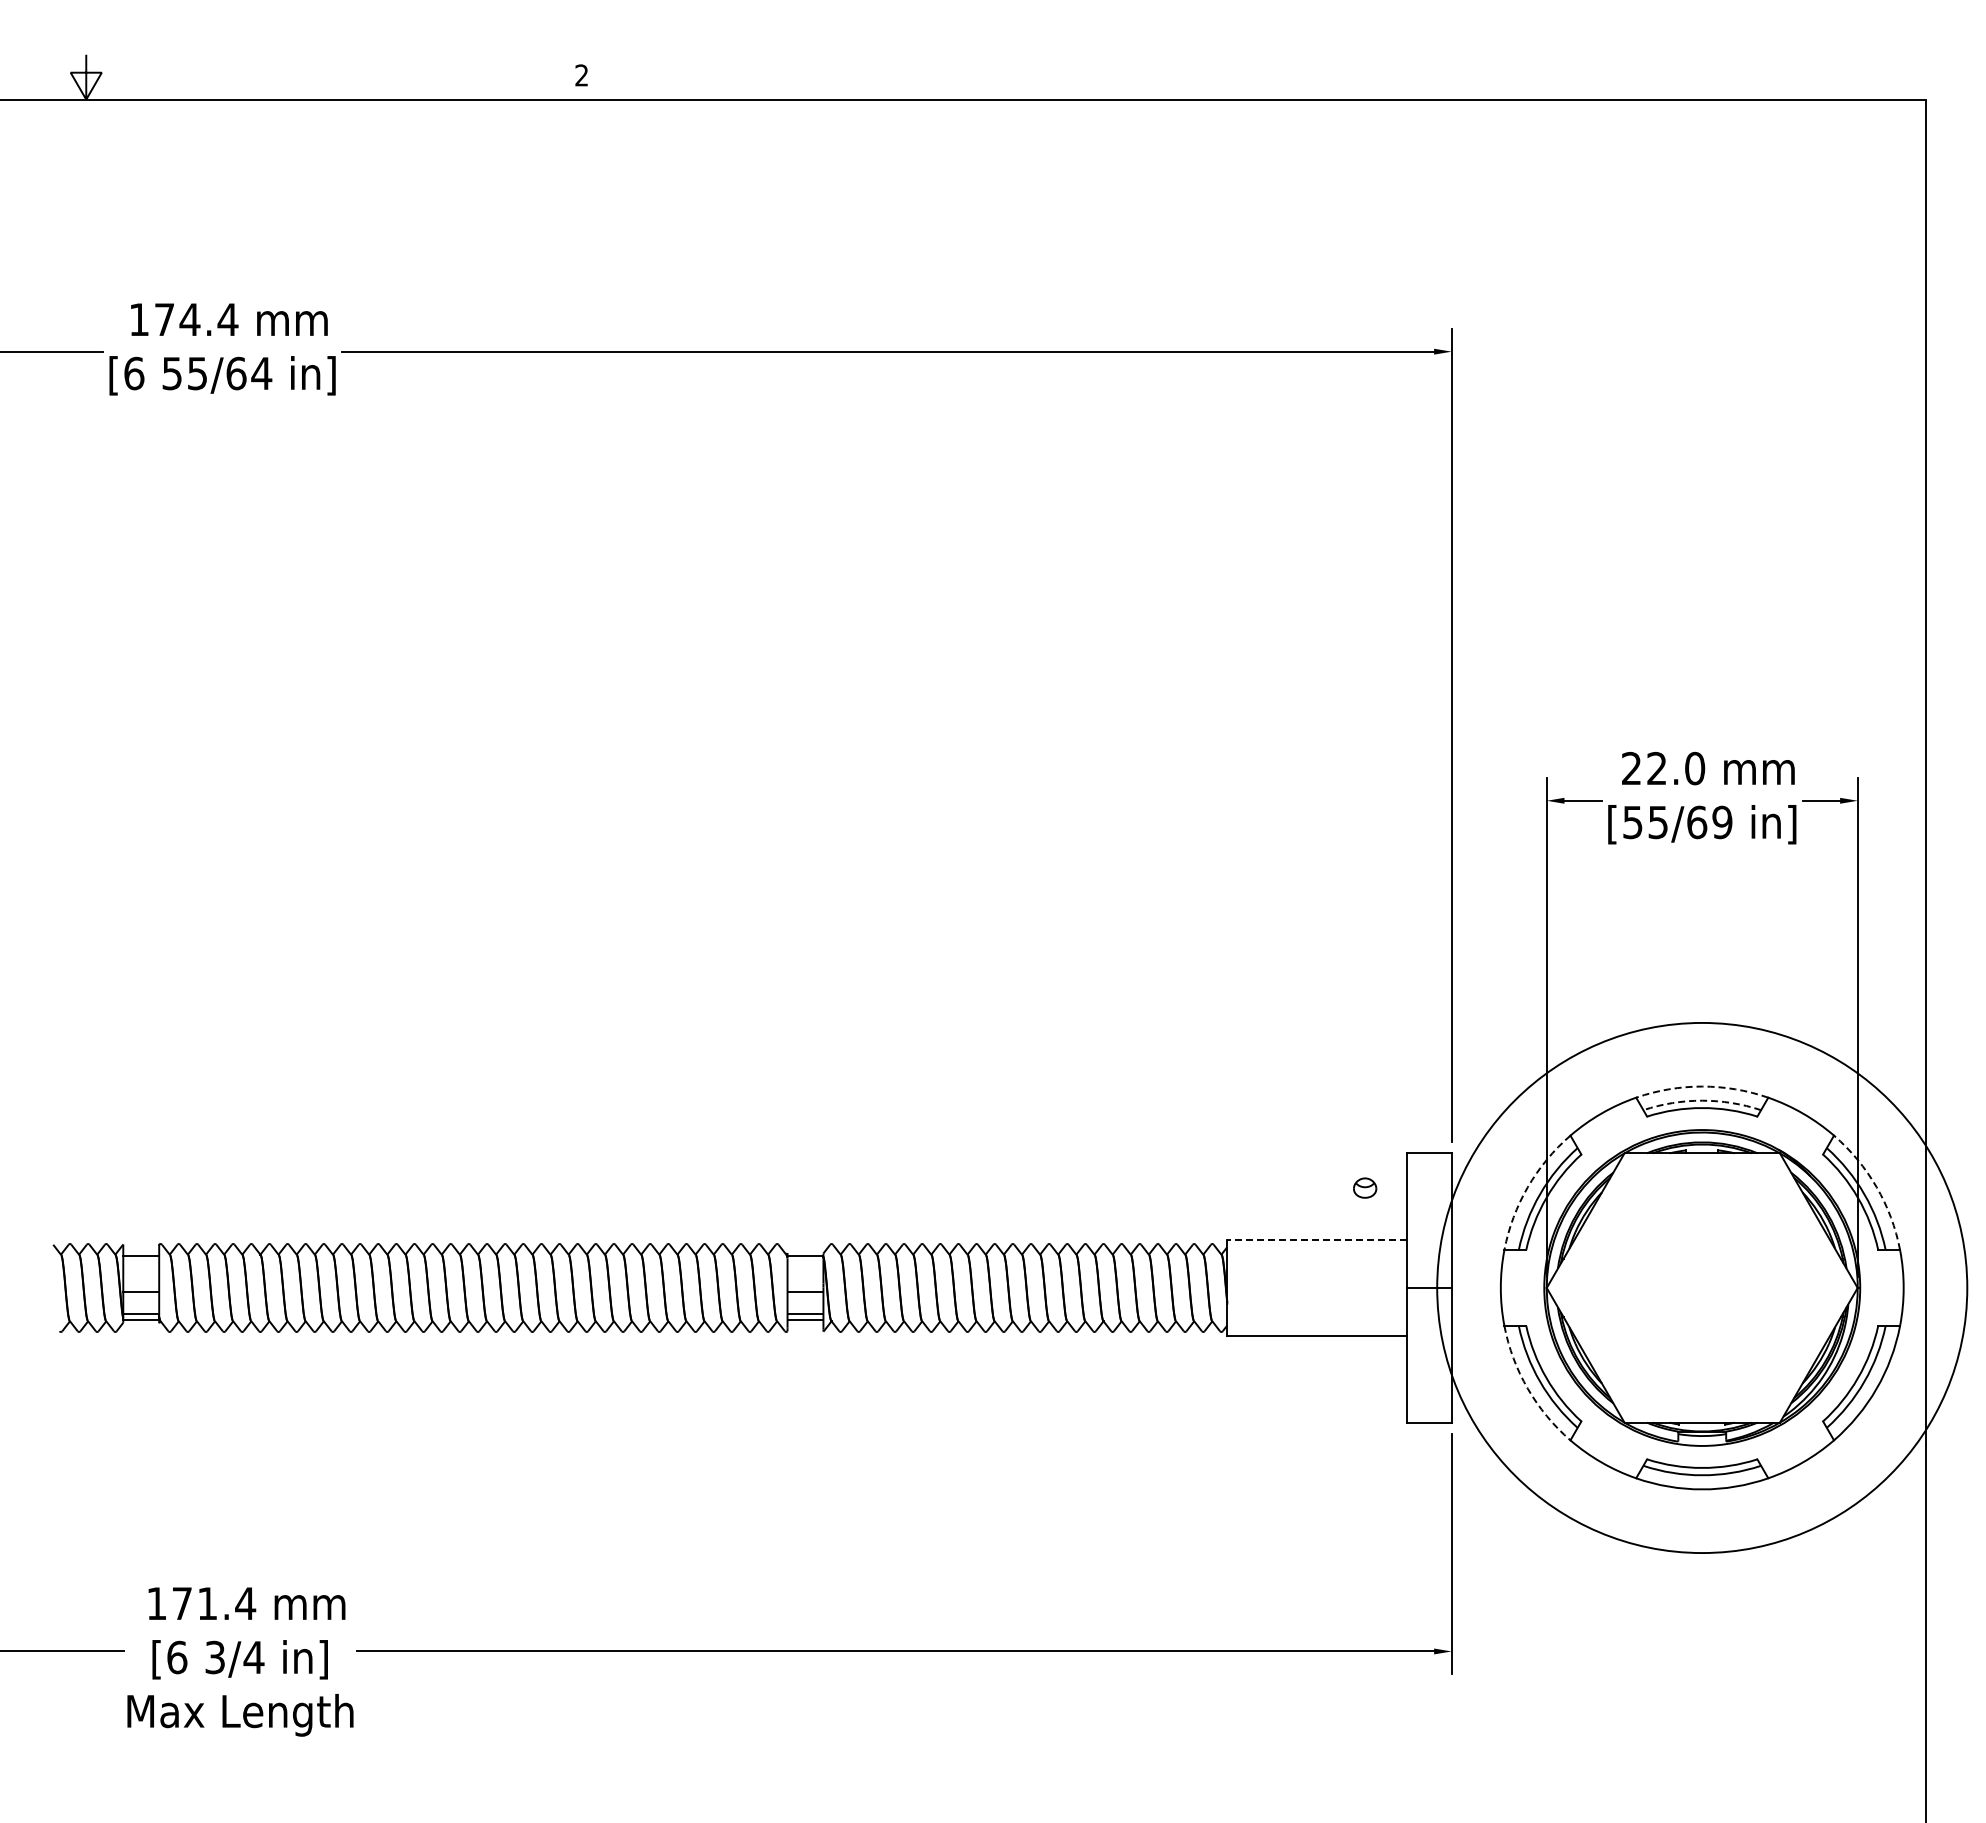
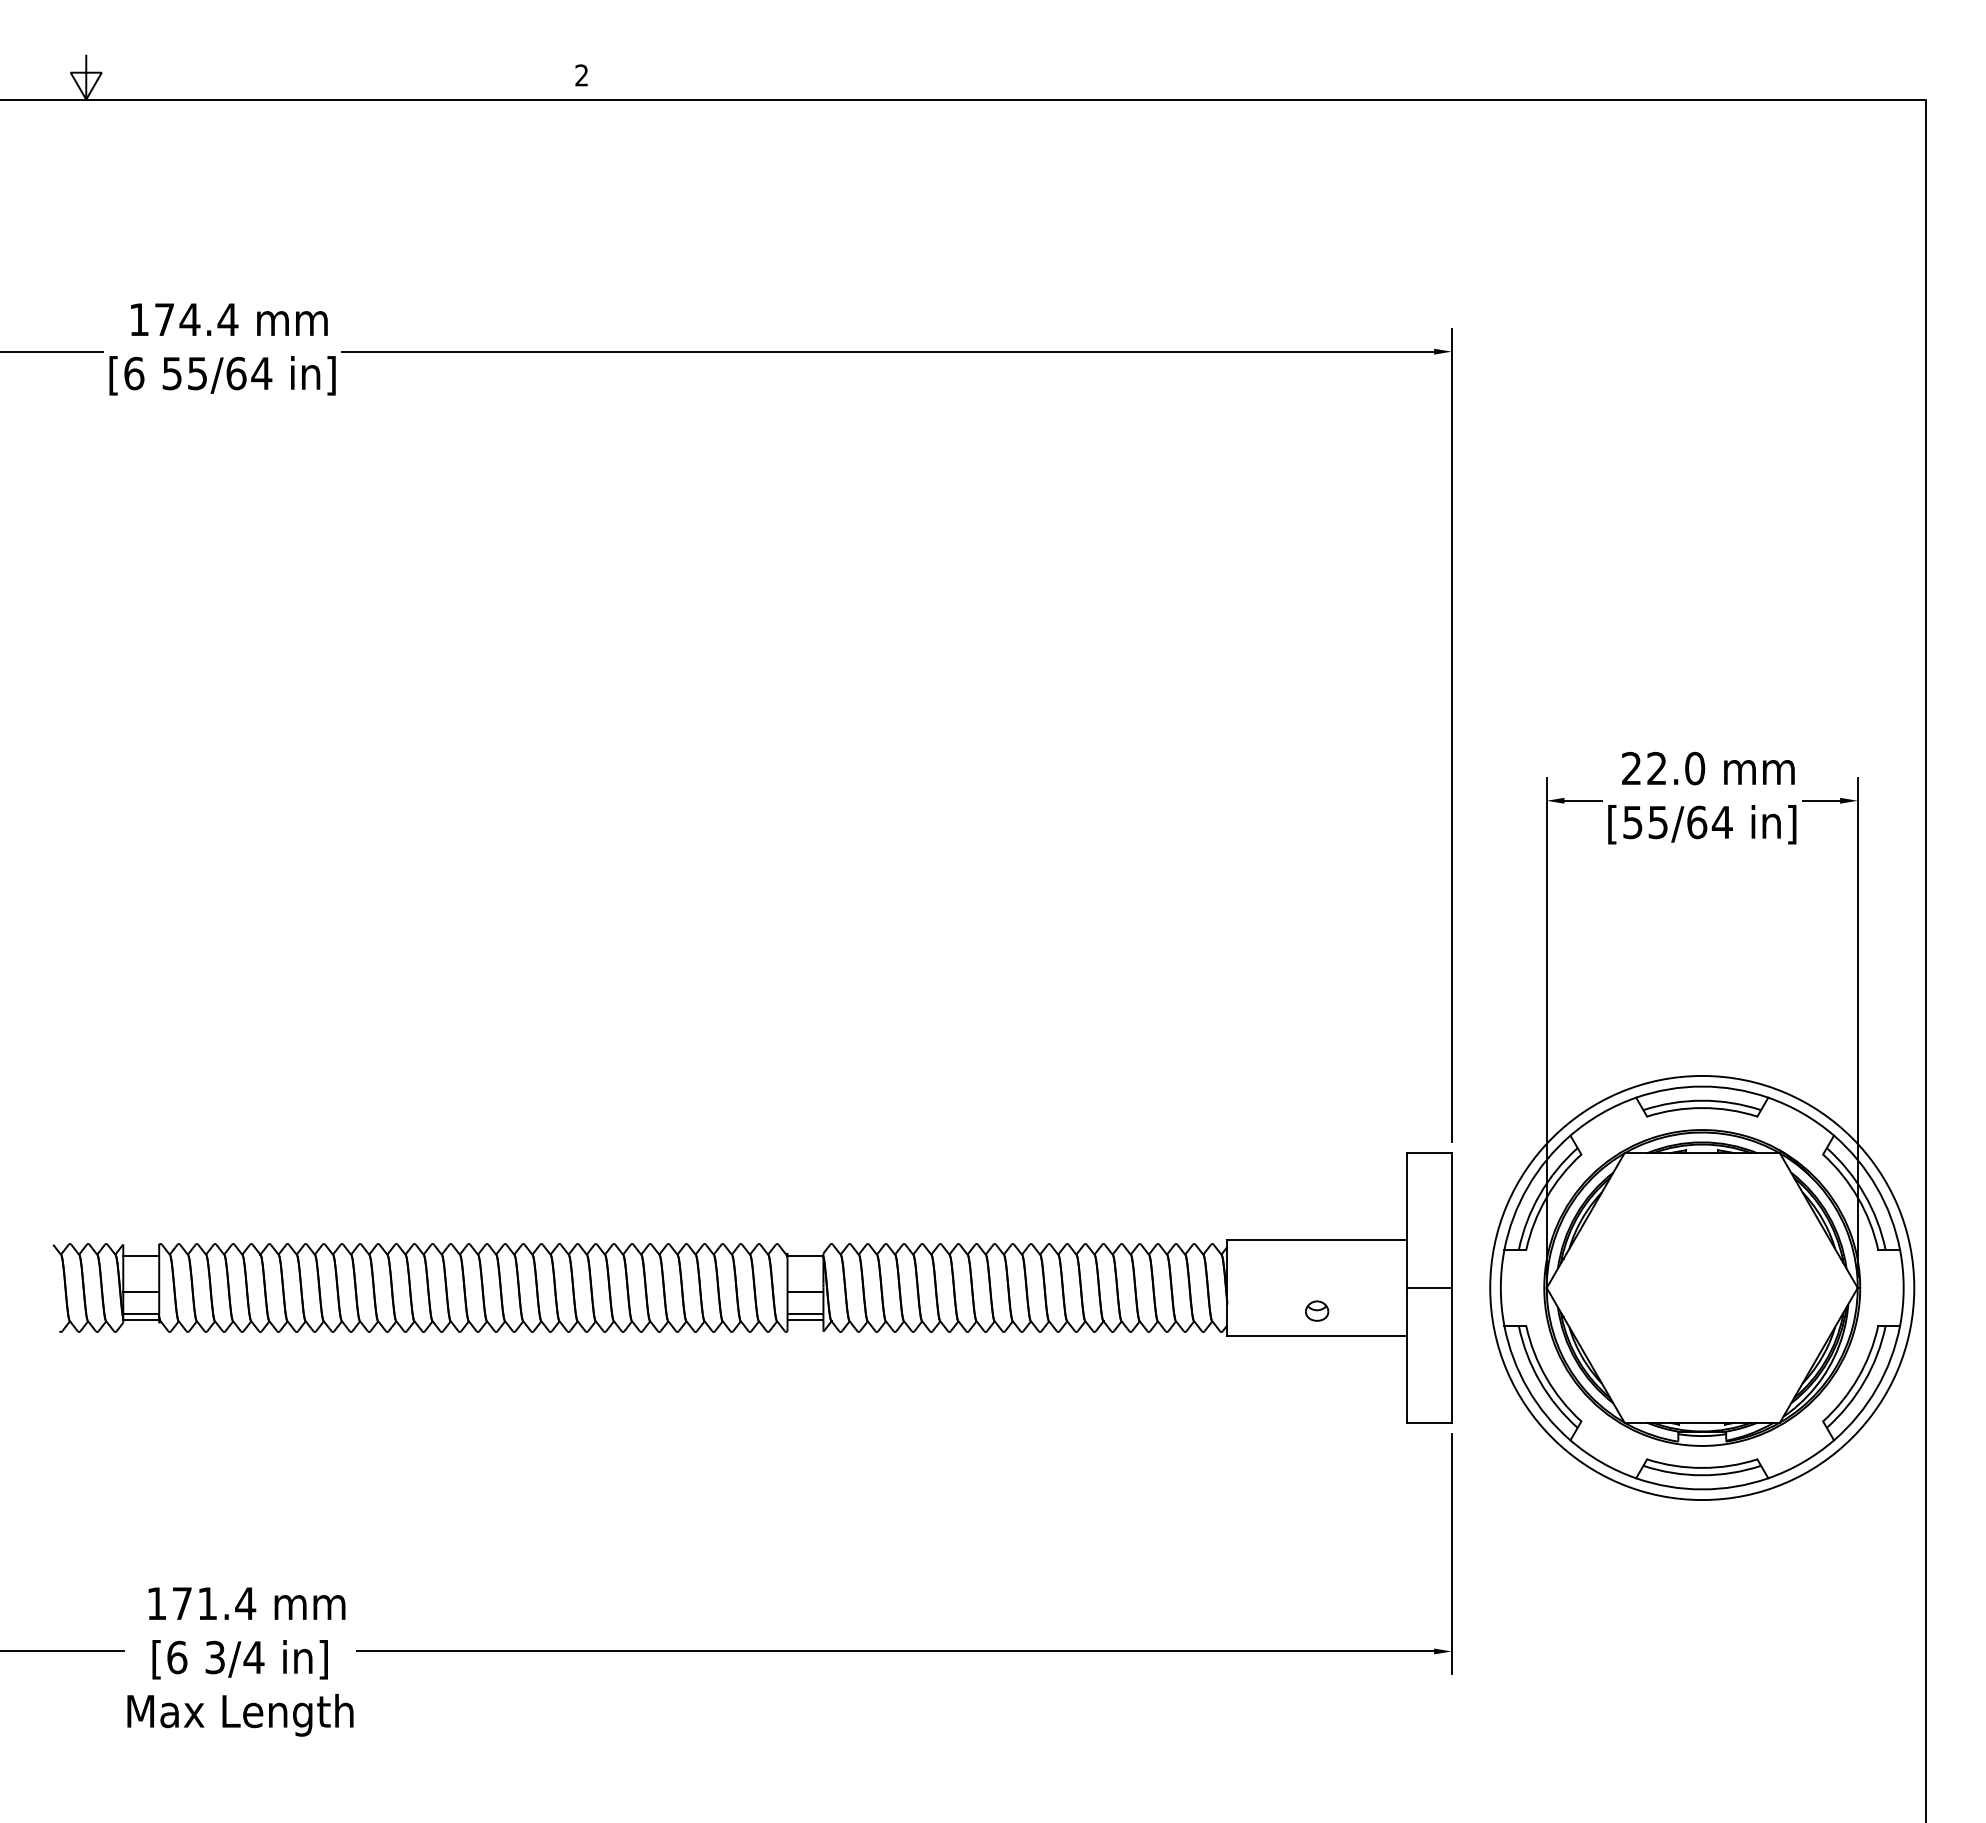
text: [55/69 -> [55/64 (1721, 822)
arc: dashed -> solid (1702, 1086)
arc: dashed -> solid (1702, 1100)
part position: (1365, 1187) -> (1317, 1310) (1317, 1310)
arc: dashed -> solid (1527, 1187)
arc: dashed -> solid (1876, 1187)
line: dashed -> solid (1317, 1240)
circle diameter: 530 px -> 424 px (1702, 1287)
arc: dashed -> solid (1527, 1388)
